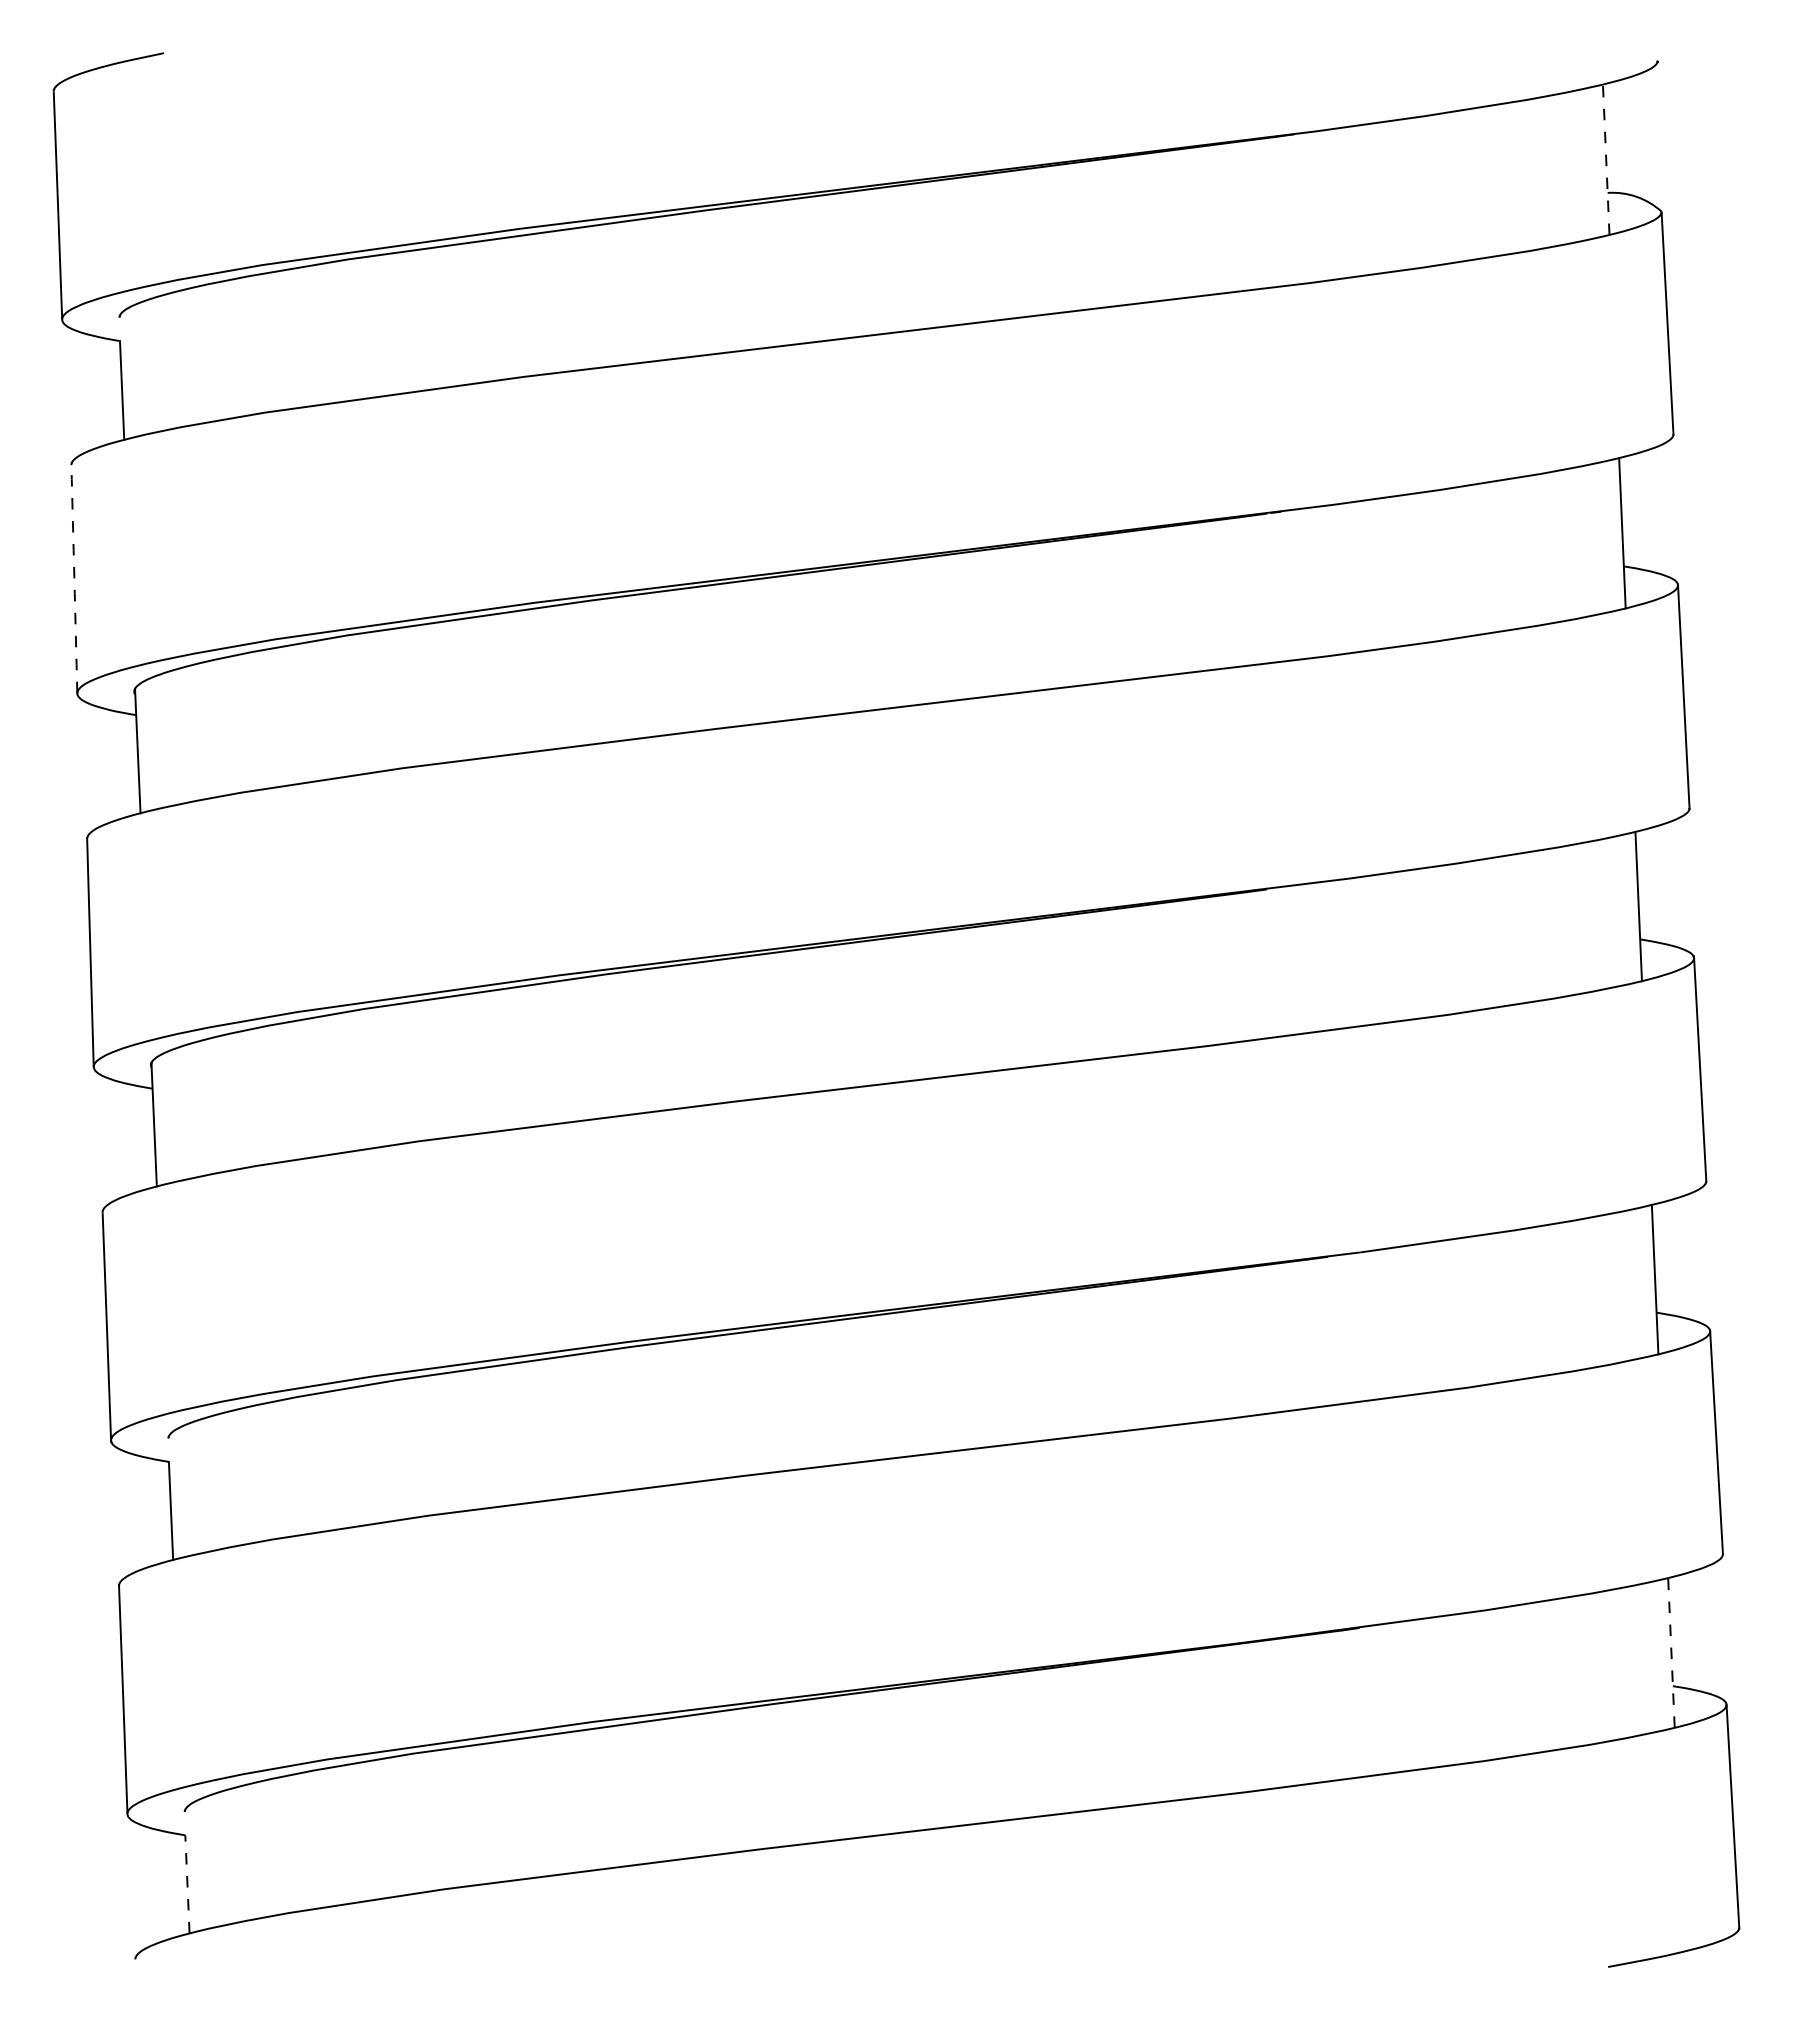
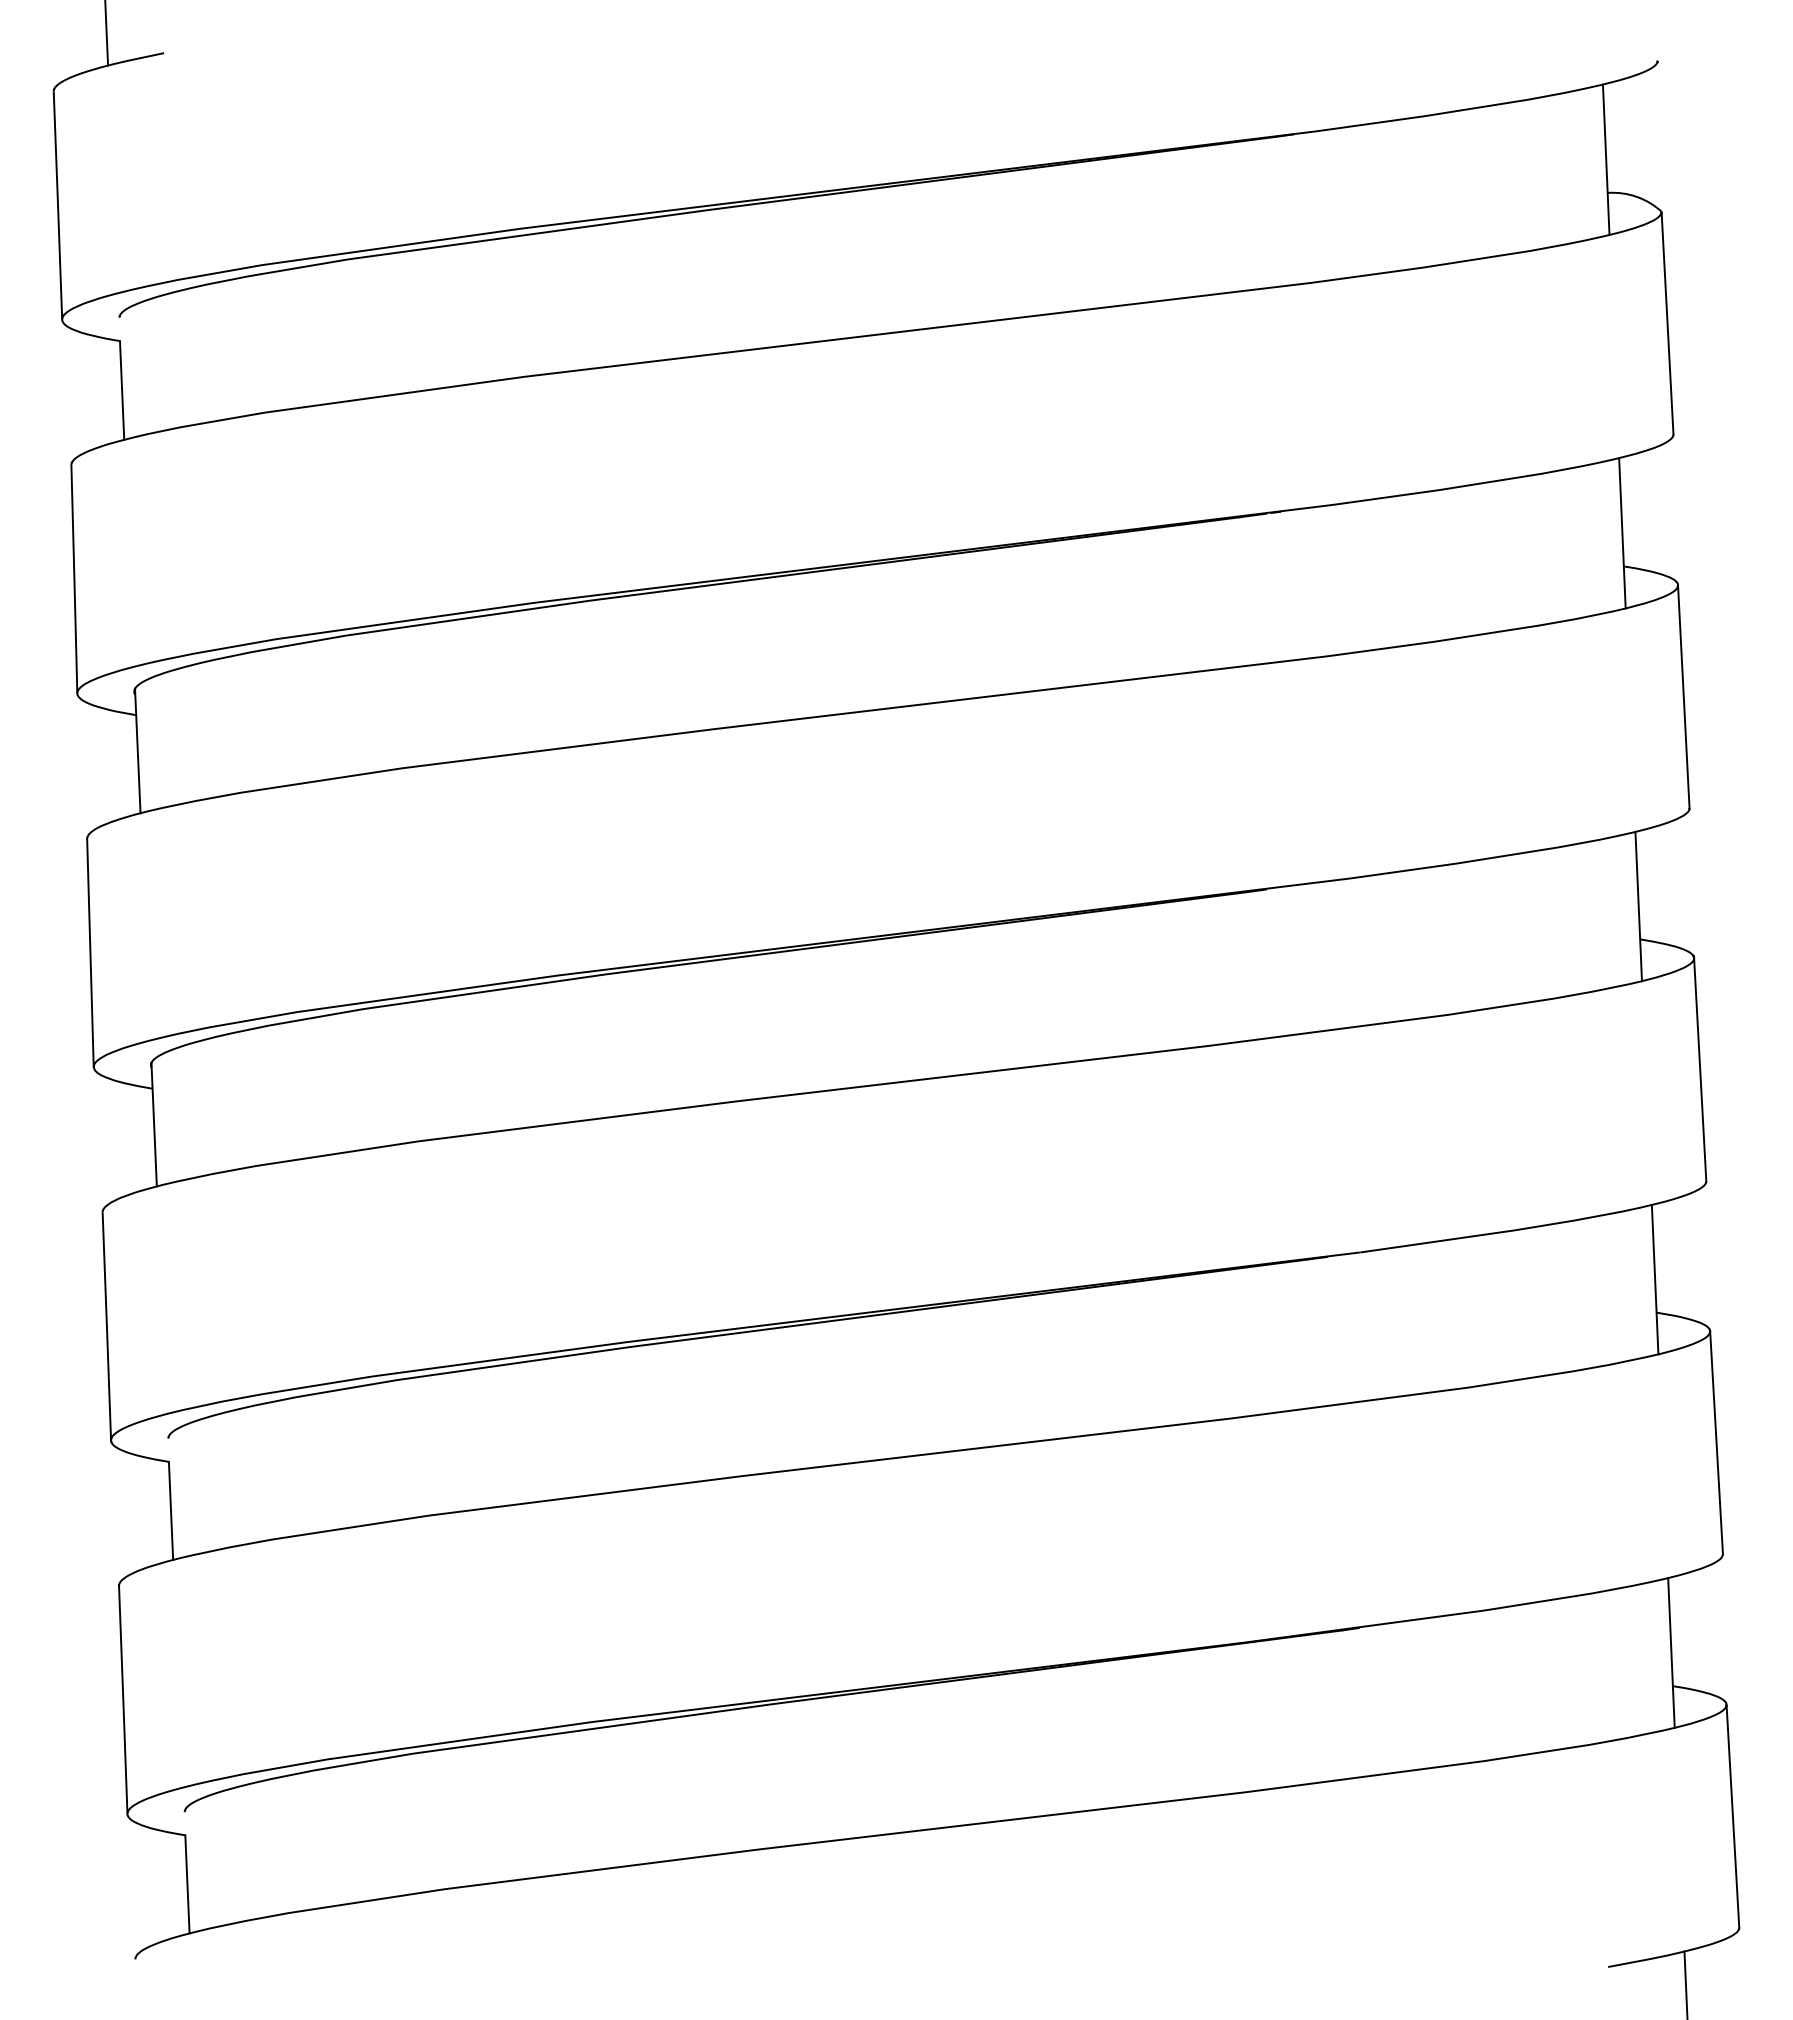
line: none -> present (106, 33)
line: dashed -> solid (1606, 159)
arc: dashed -> solid (74, 579)
line: dashed -> solid (1671, 1652)
line: dashed -> solid (187, 1883)
line: none -> present (1685, 1983)
